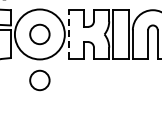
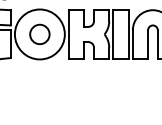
line: dashed -> solid (69, 33)
circle: present -> none (39, 80)
